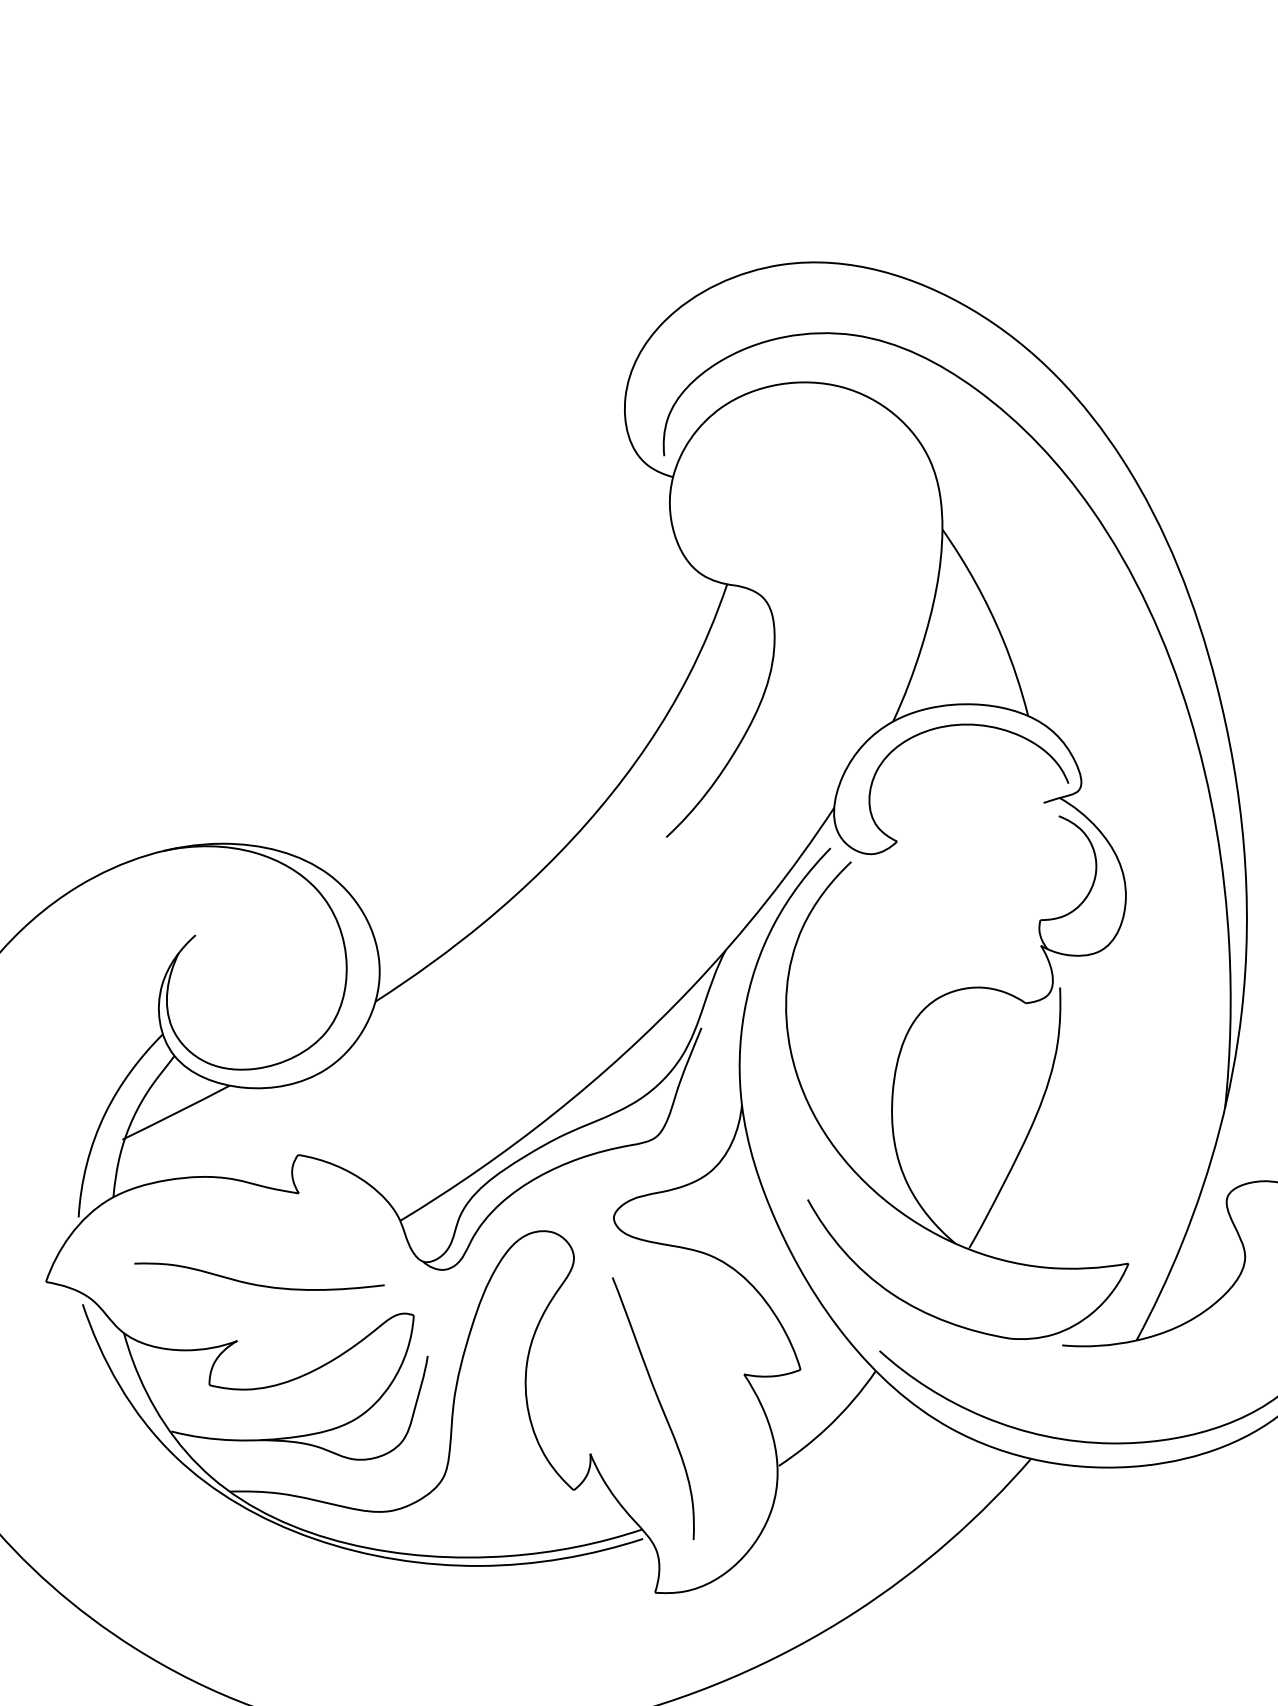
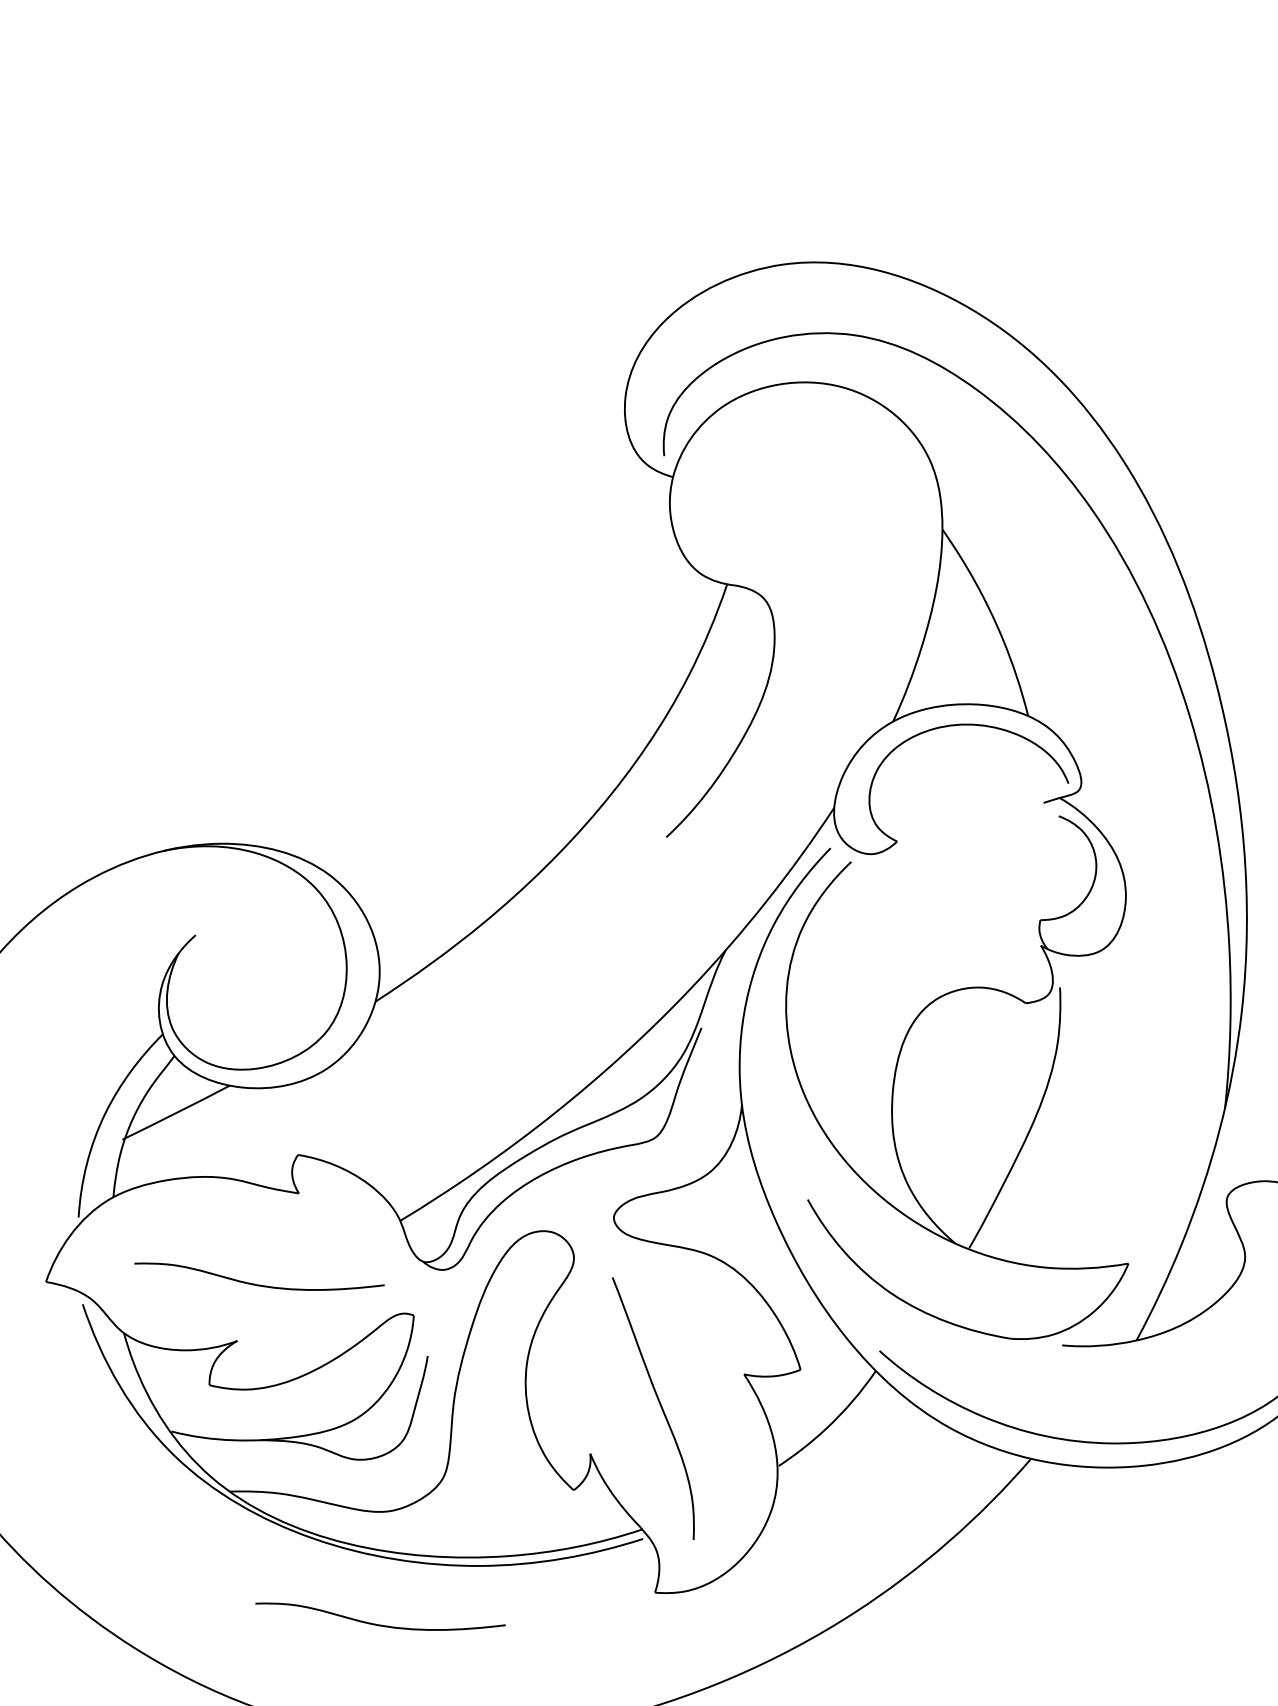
curve: none -> present (380, 1624)
